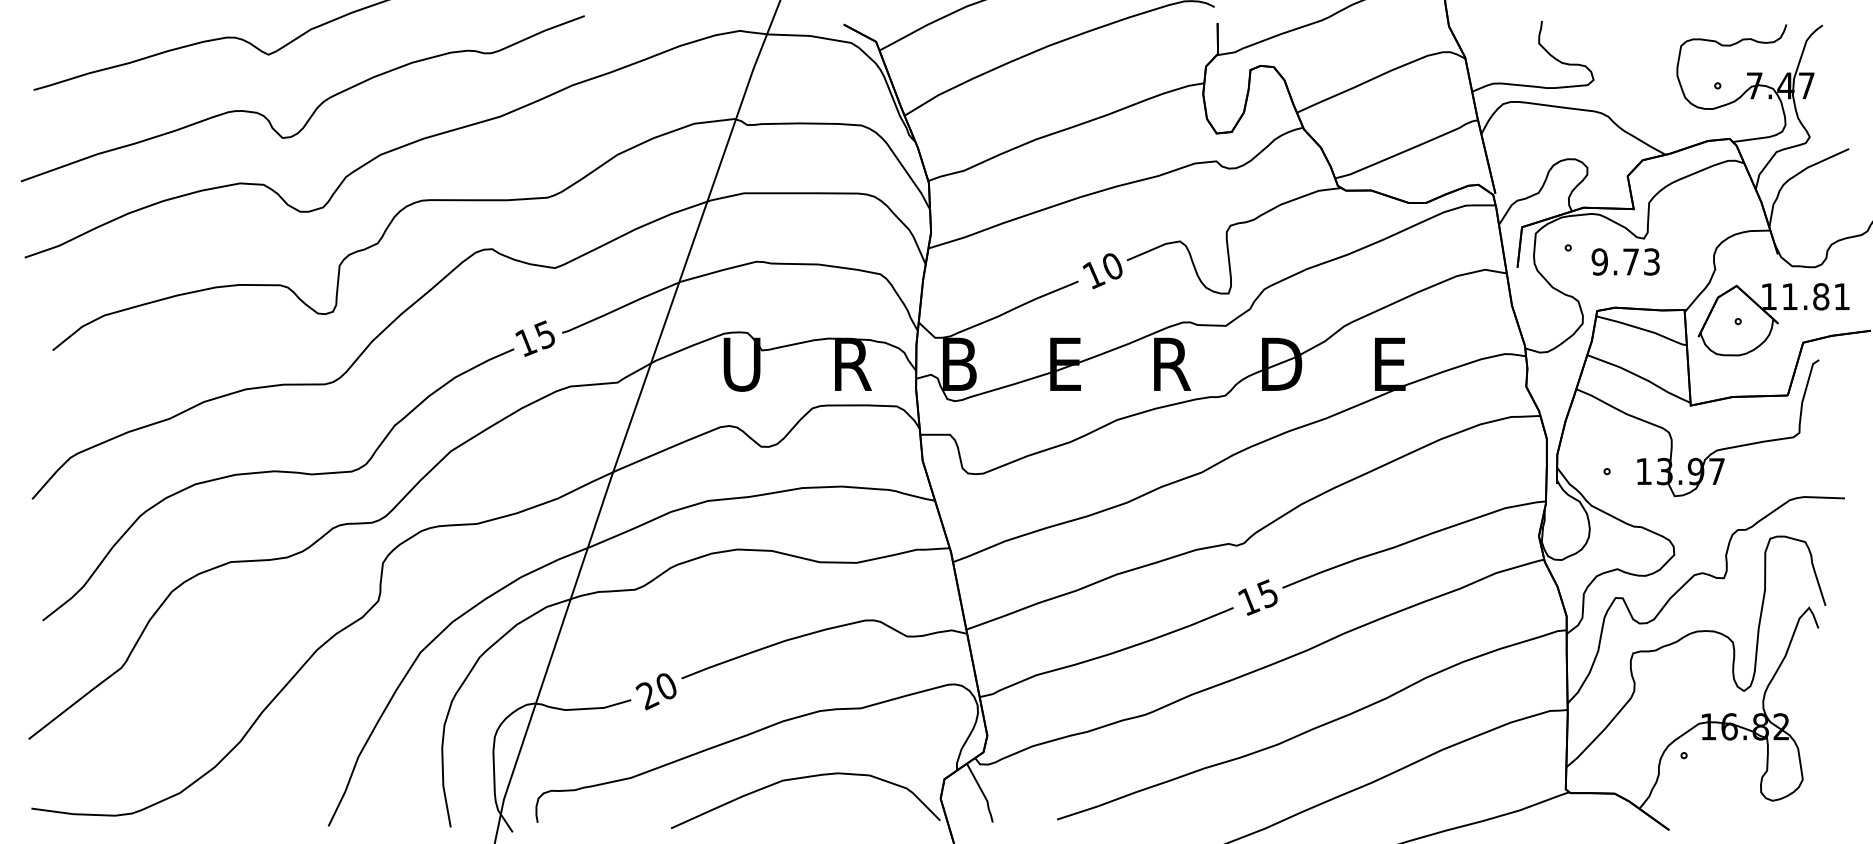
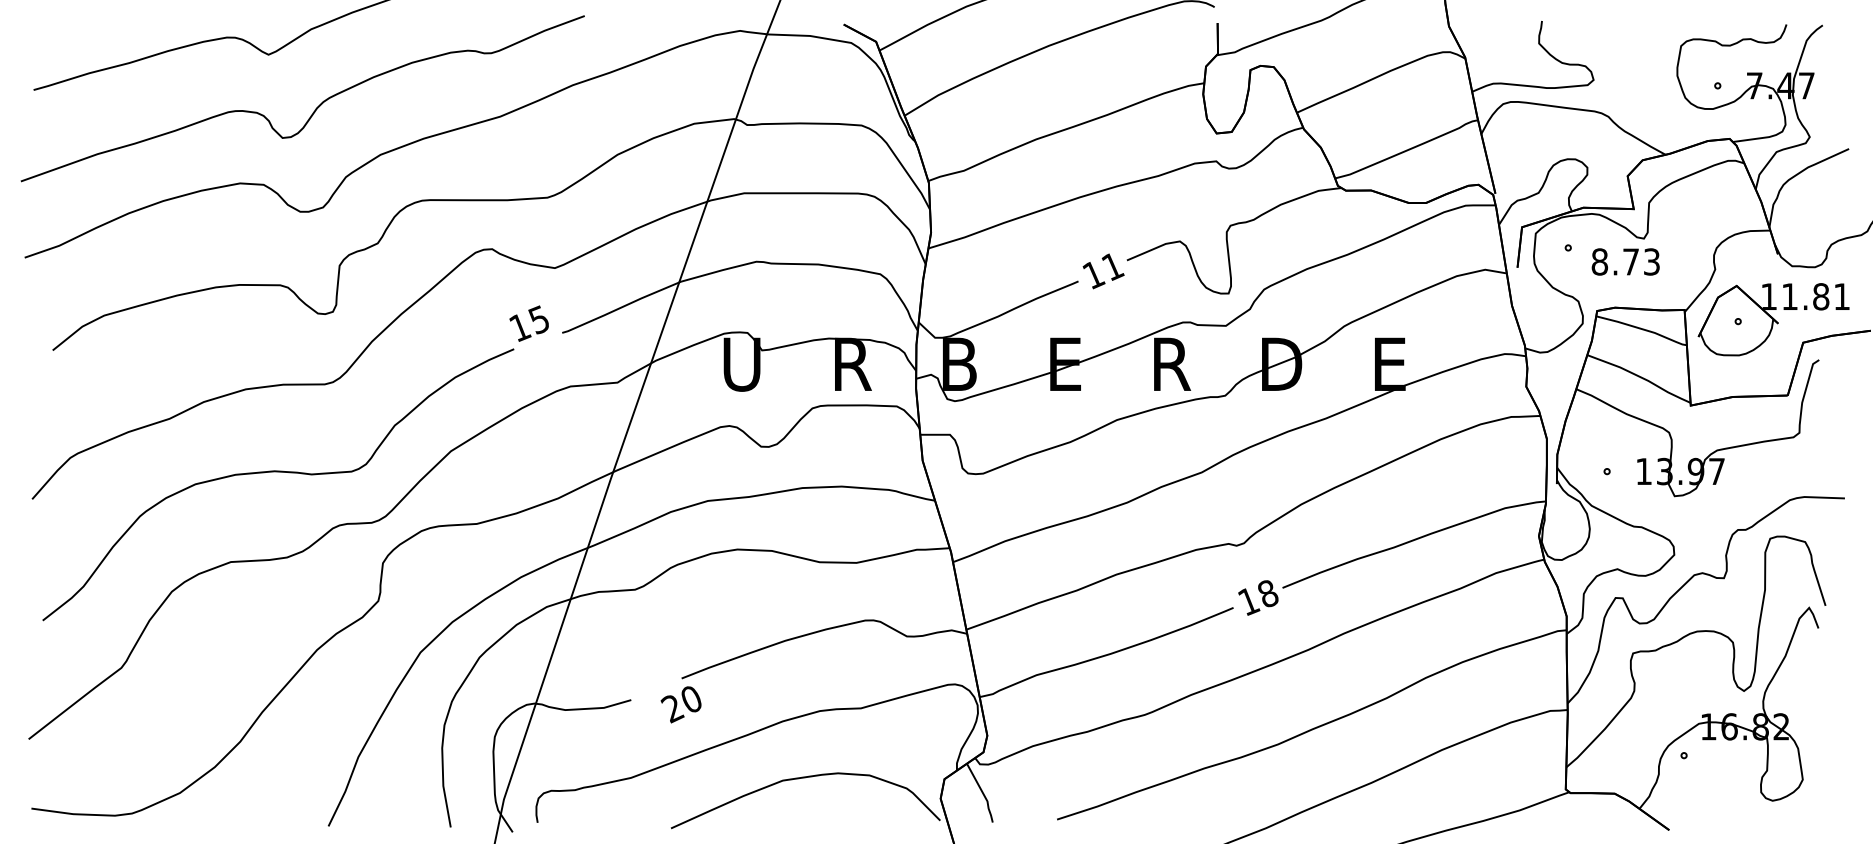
text: 9.73 -> 8.73 (1599, 261)
text: 10 -> 11 (1112, 266)
text position: (534, 338) -> (528, 323) (528, 323)
text: 15 -> 18 (1267, 593)
text position: (655, 691) -> (680, 704) (680, 704)
